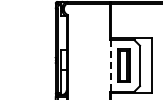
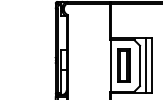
line: dashed -> solid (111, 65)
line: none -> present (146, 65)
